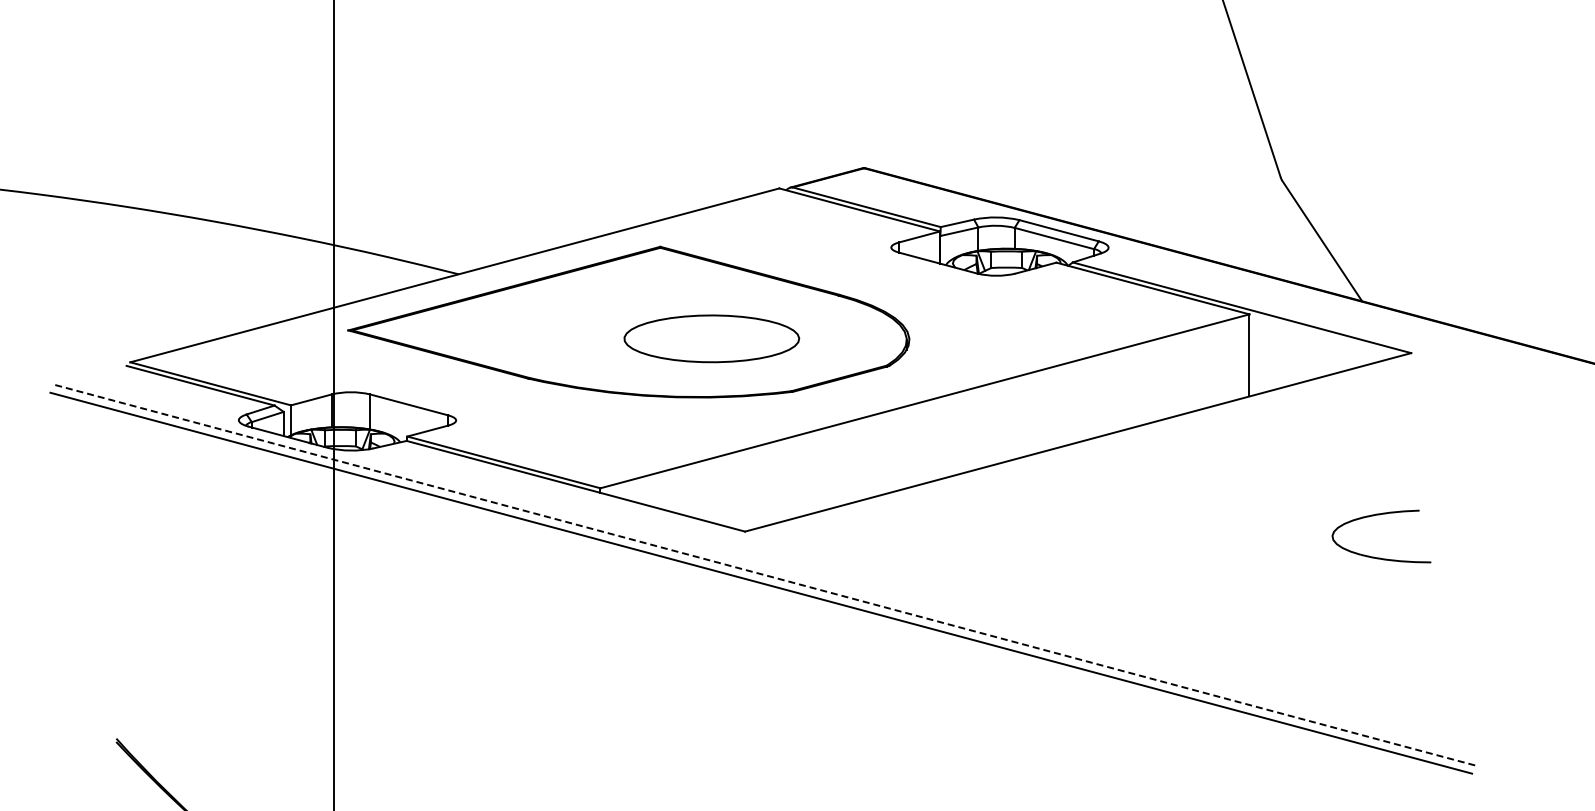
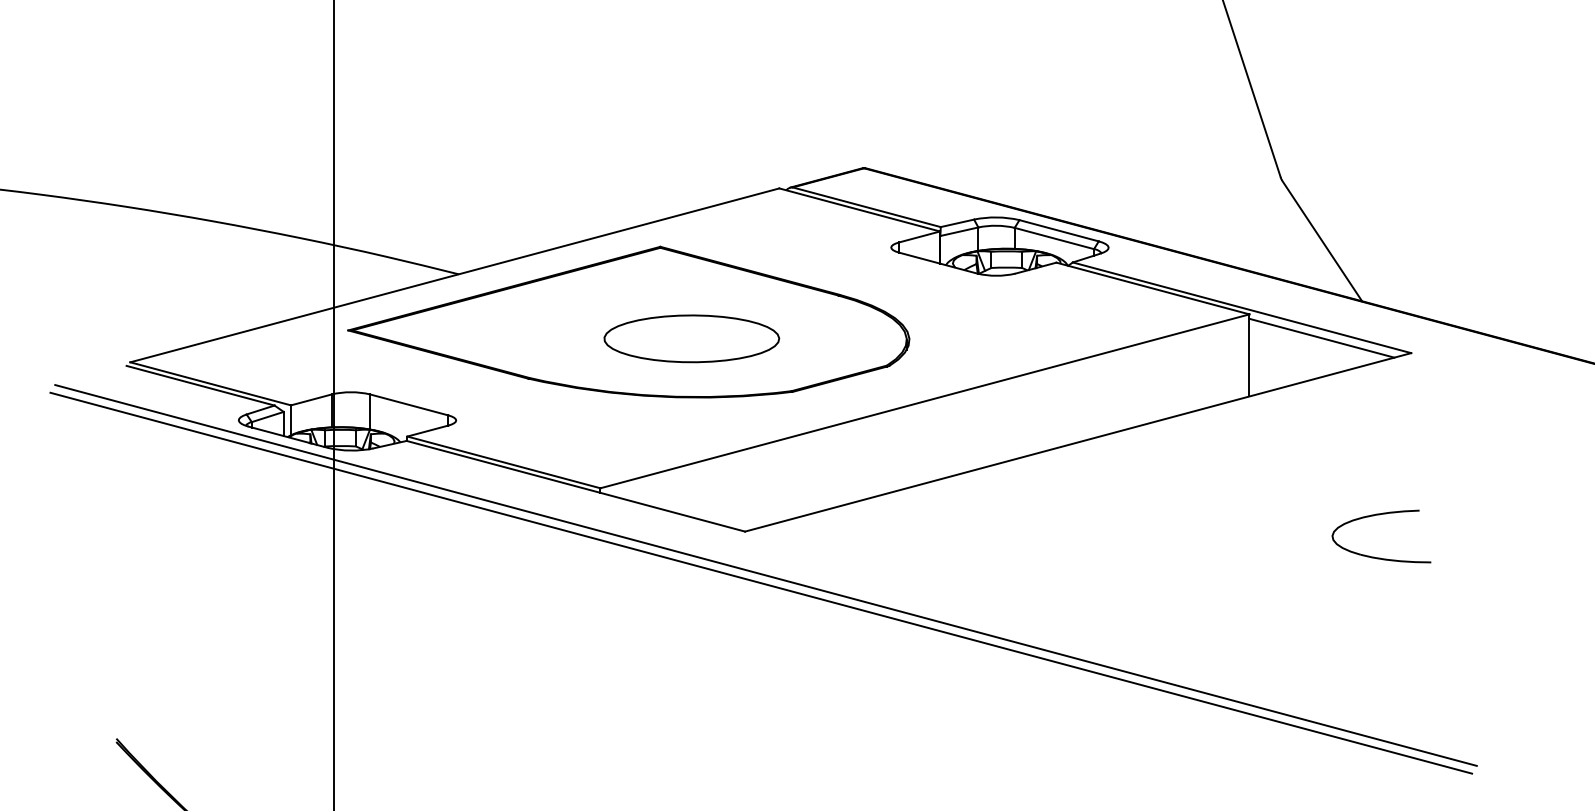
line: none -> present (1321, 337)
part position: (711, 338) -> (691, 338) (691, 338)
line: dashed -> solid (766, 575)
